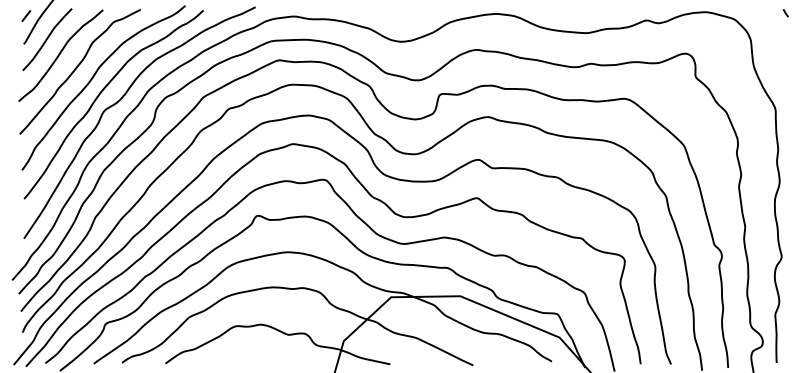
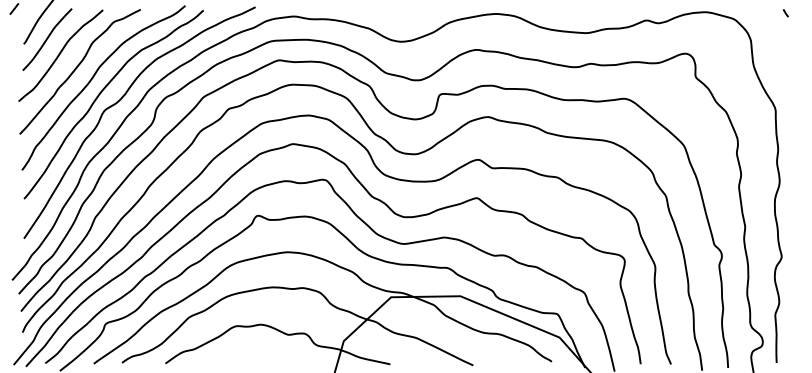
line position: (26, 15) -> (14, 8) (14, 8)
